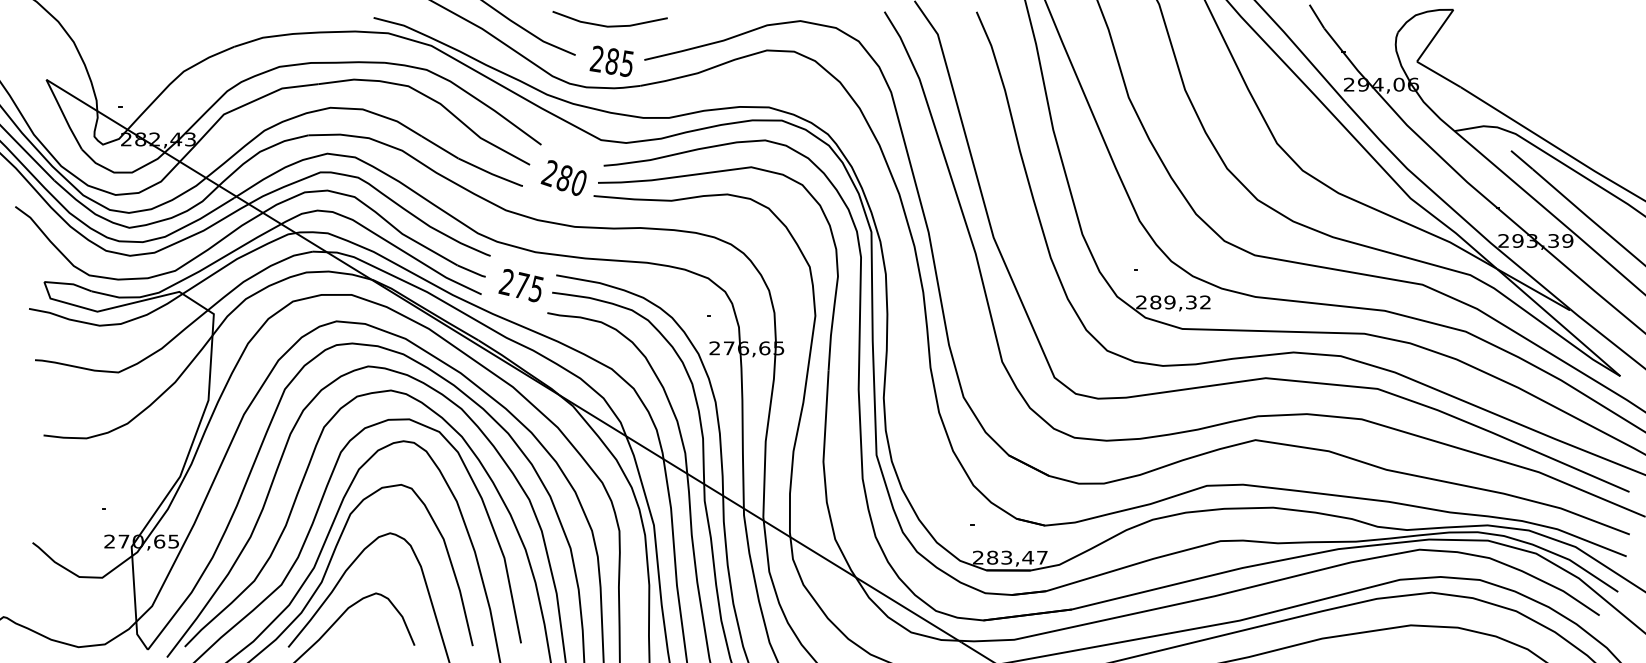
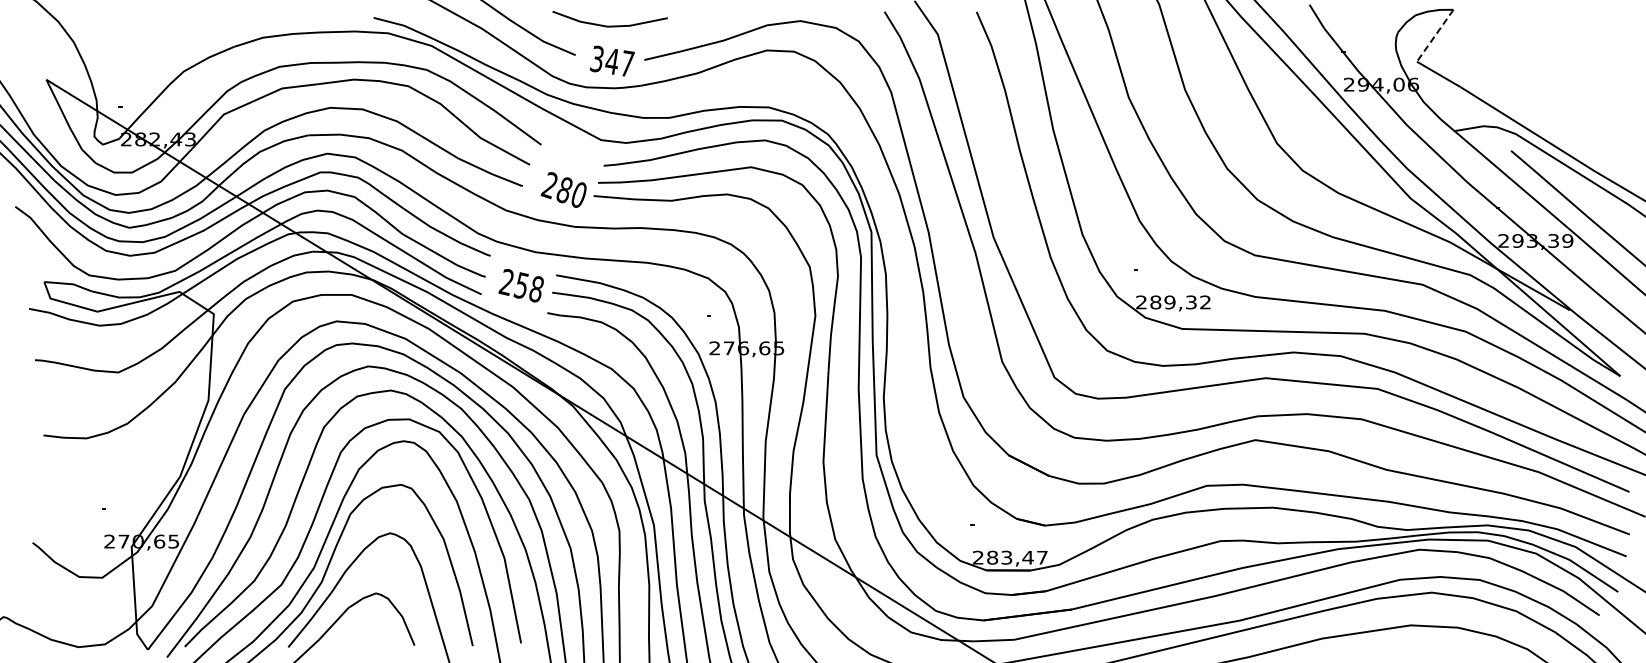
line: solid -> dashed (1435, 35)
text: 285 -> 347 (611, 60)
text position: (563, 177) -> (563, 189) (563, 189)
text: 275 -> 258 (528, 287)
